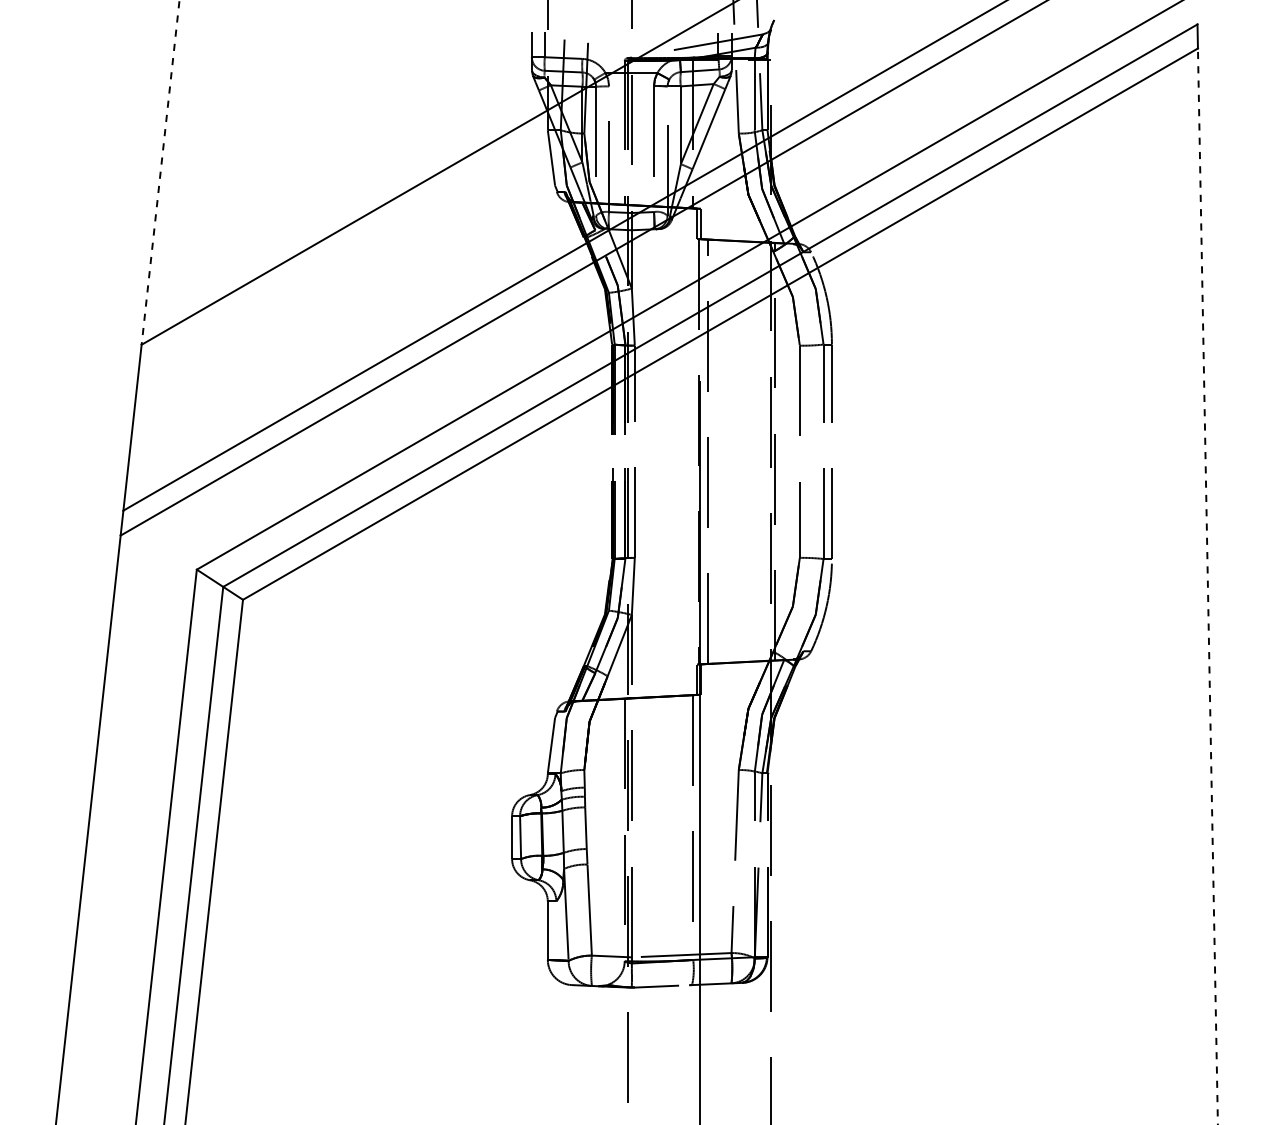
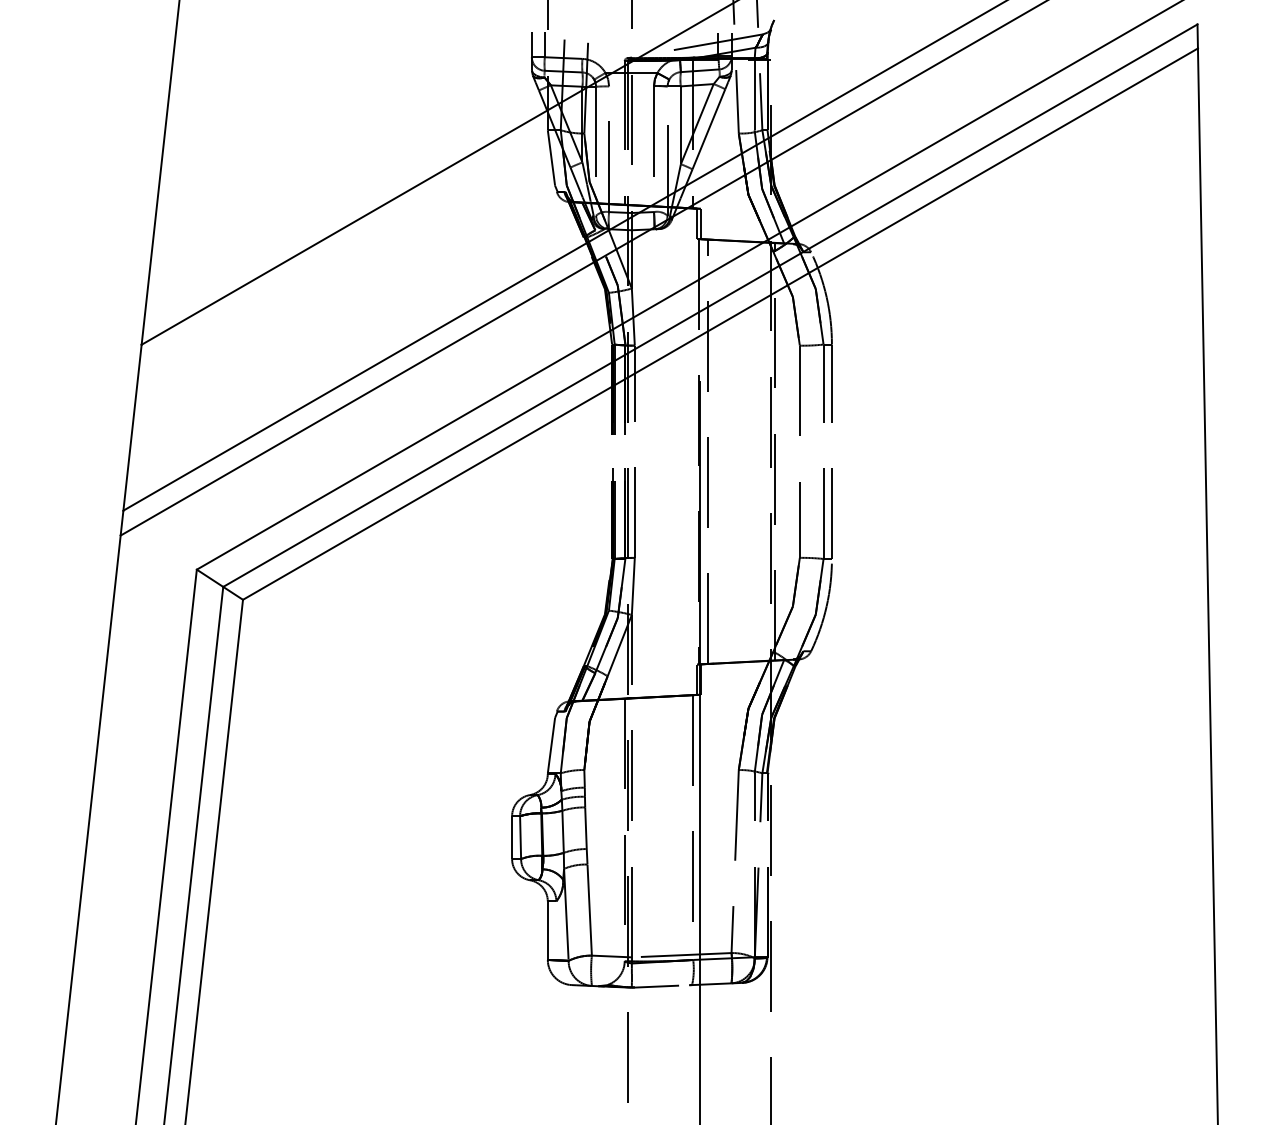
line: dashed -> solid (160, 172)
line: dashed -> solid (1207, 586)
